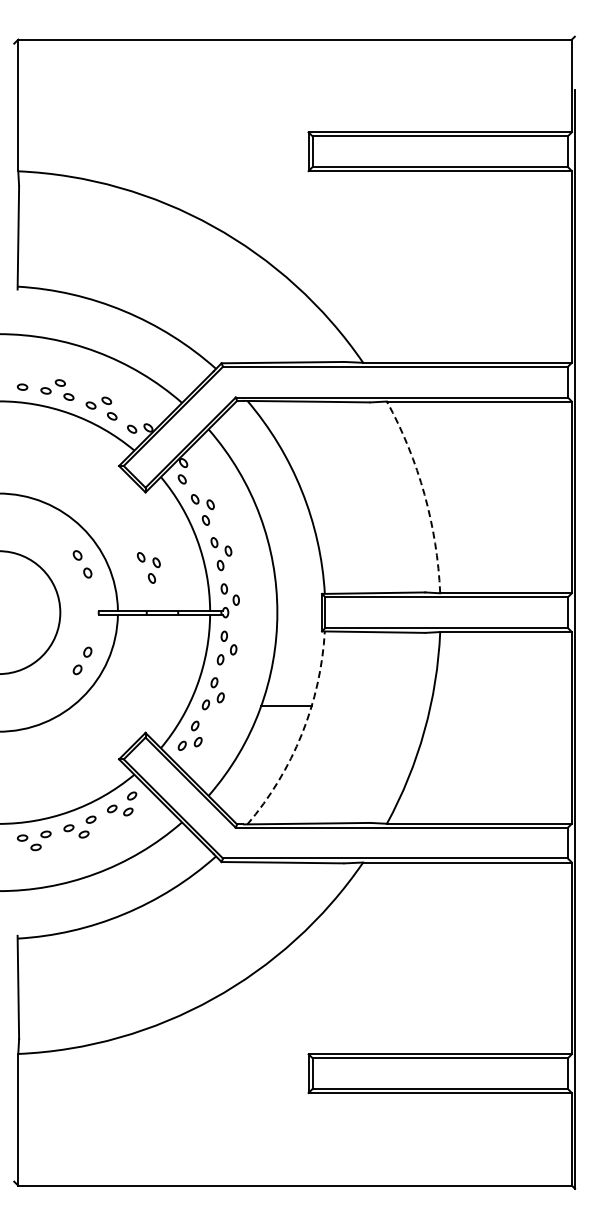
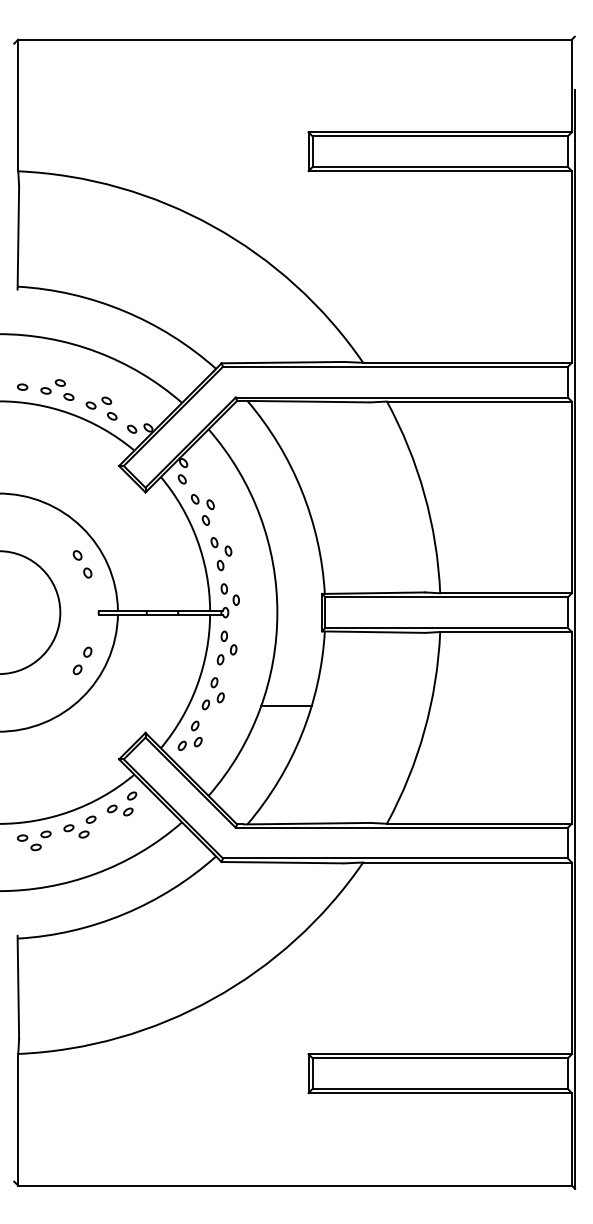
arc: dashed -> solid (424, 494)
part: present -> none (148, 567)
arc: dashed -> solid (301, 734)
